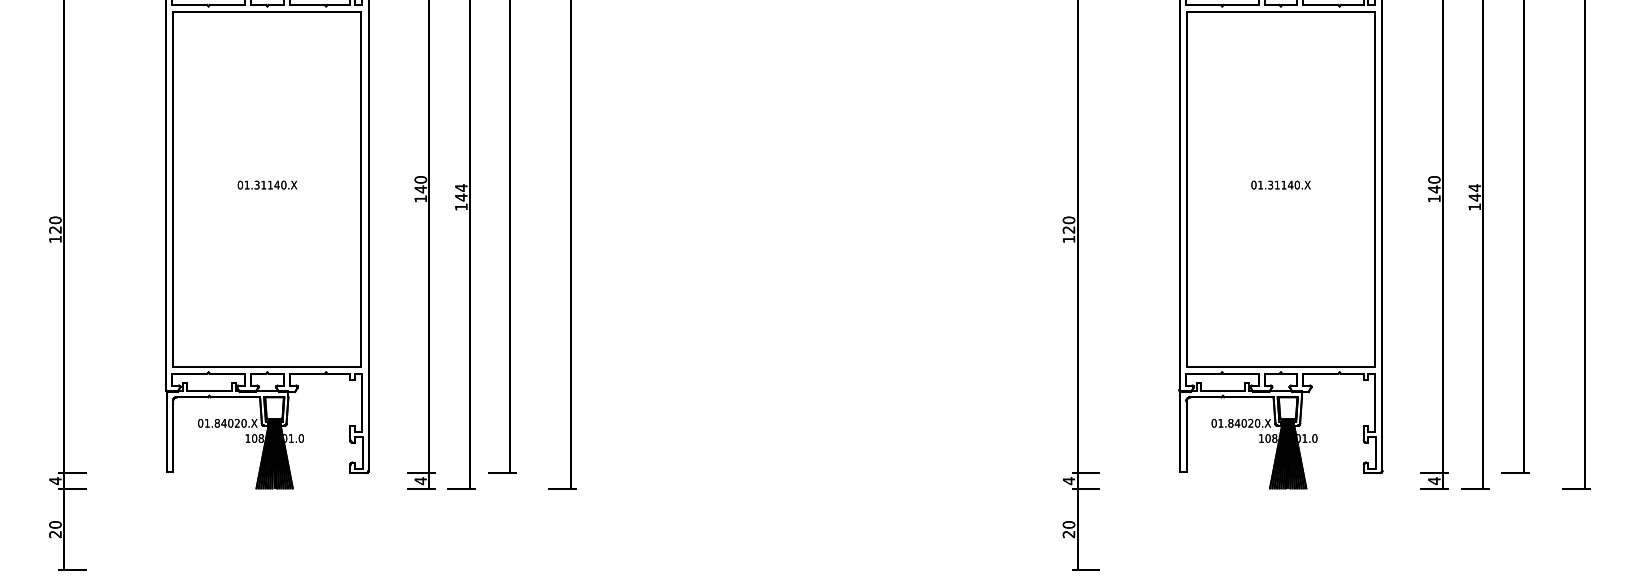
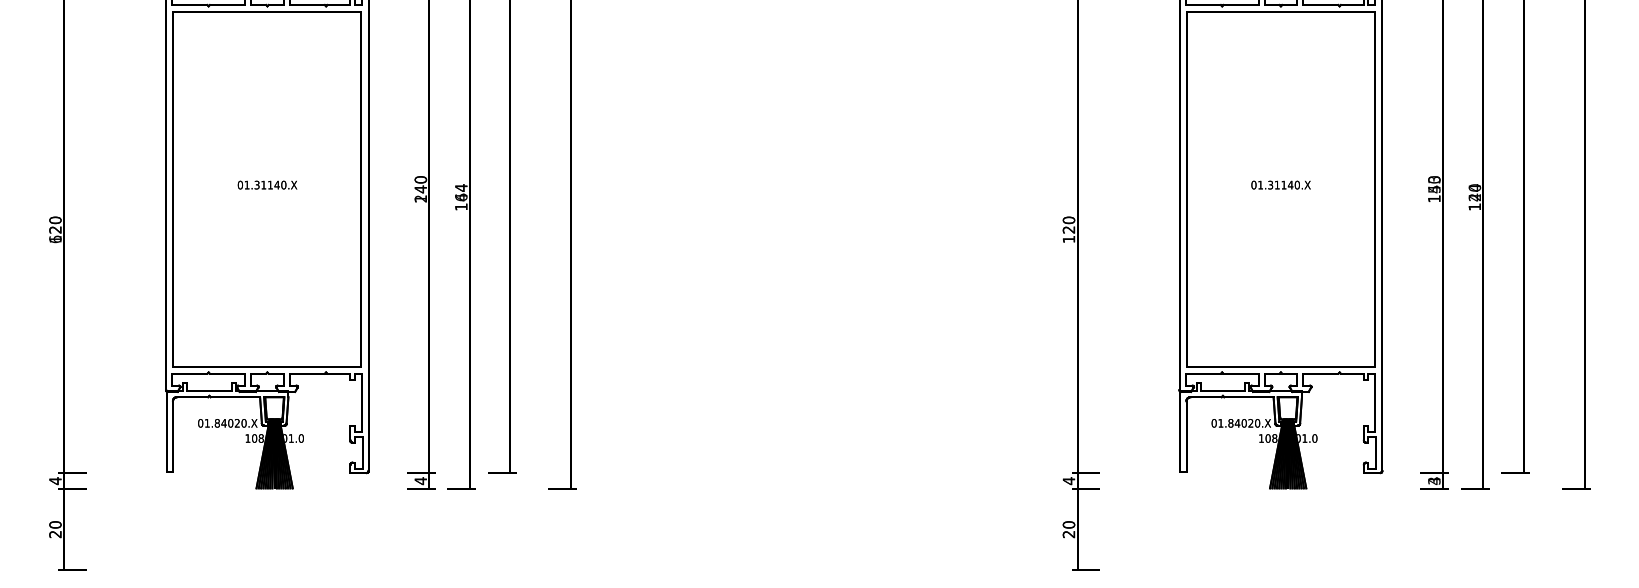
text: 140 -> 153 (1434, 184)
text: 144 -> 120 (1474, 192)
text: 144 -> 164 (461, 197)
text: 140 -> 240 (420, 198)
text: 120 -> 620 (55, 239)
text: 4 -> 3 (1434, 481)
